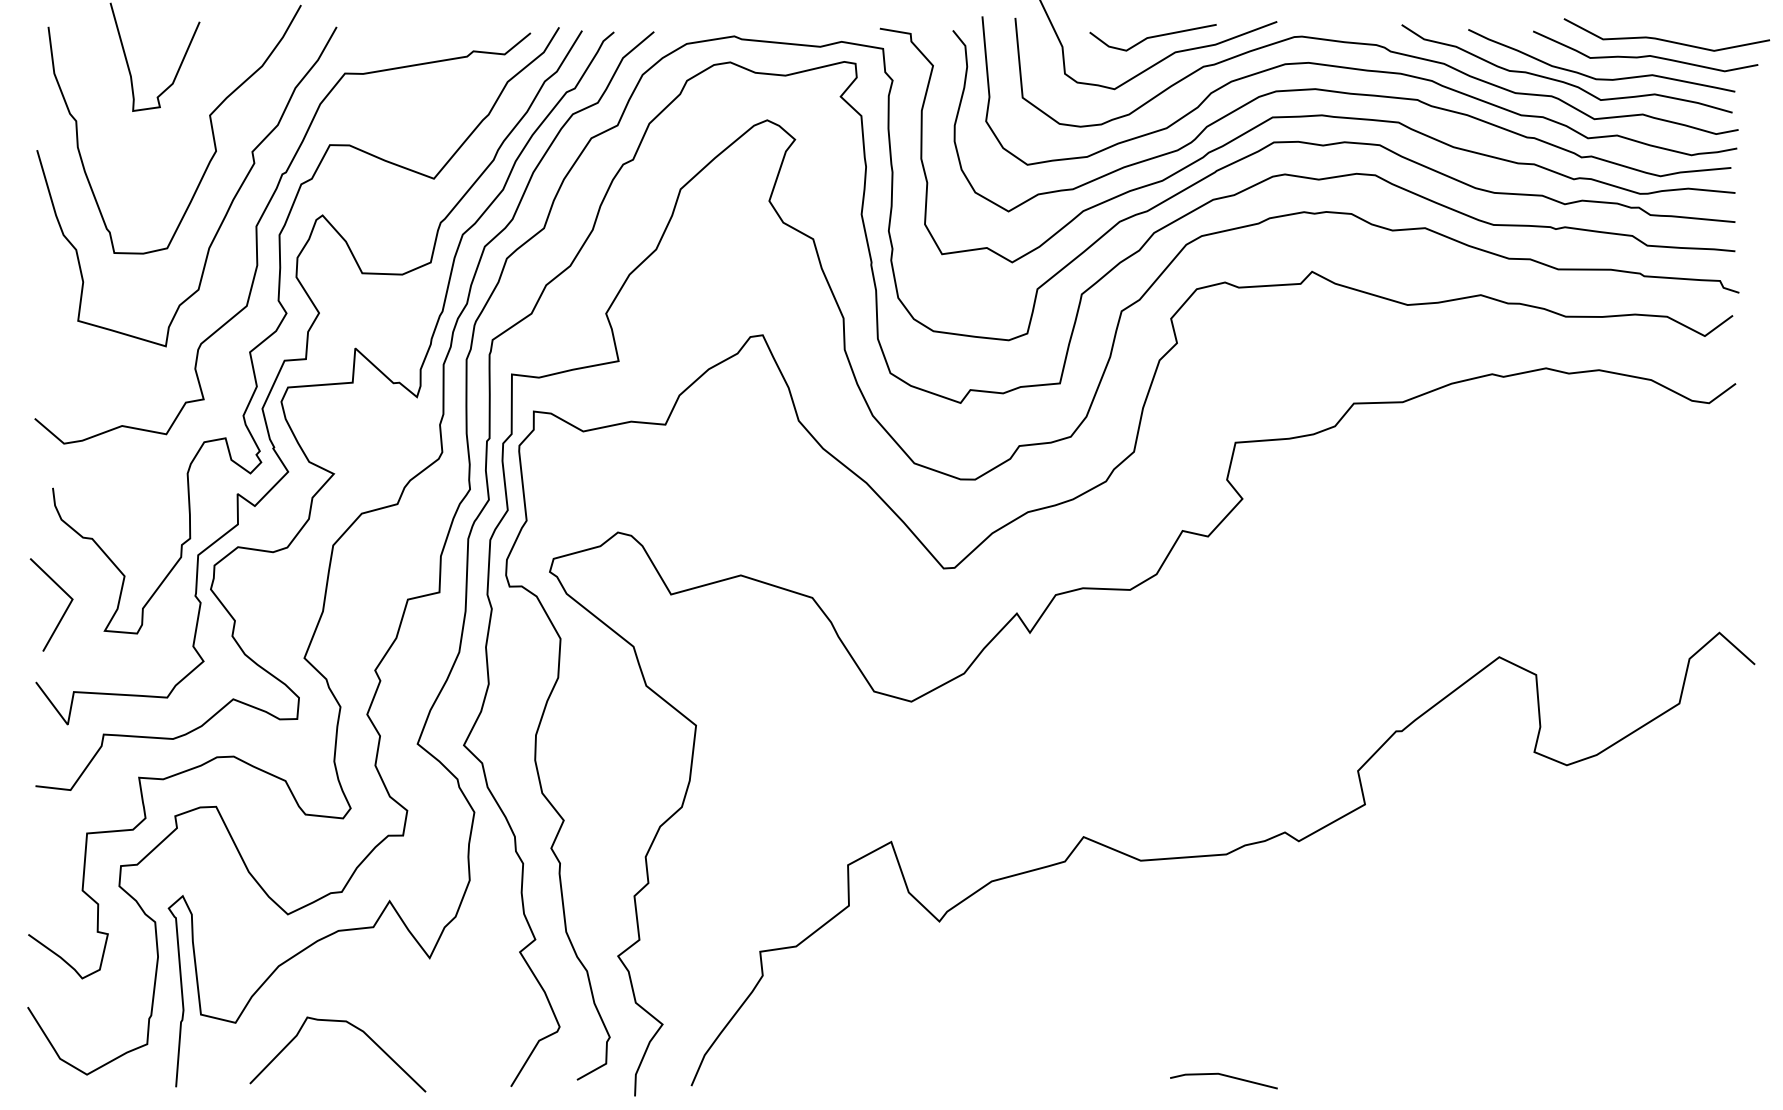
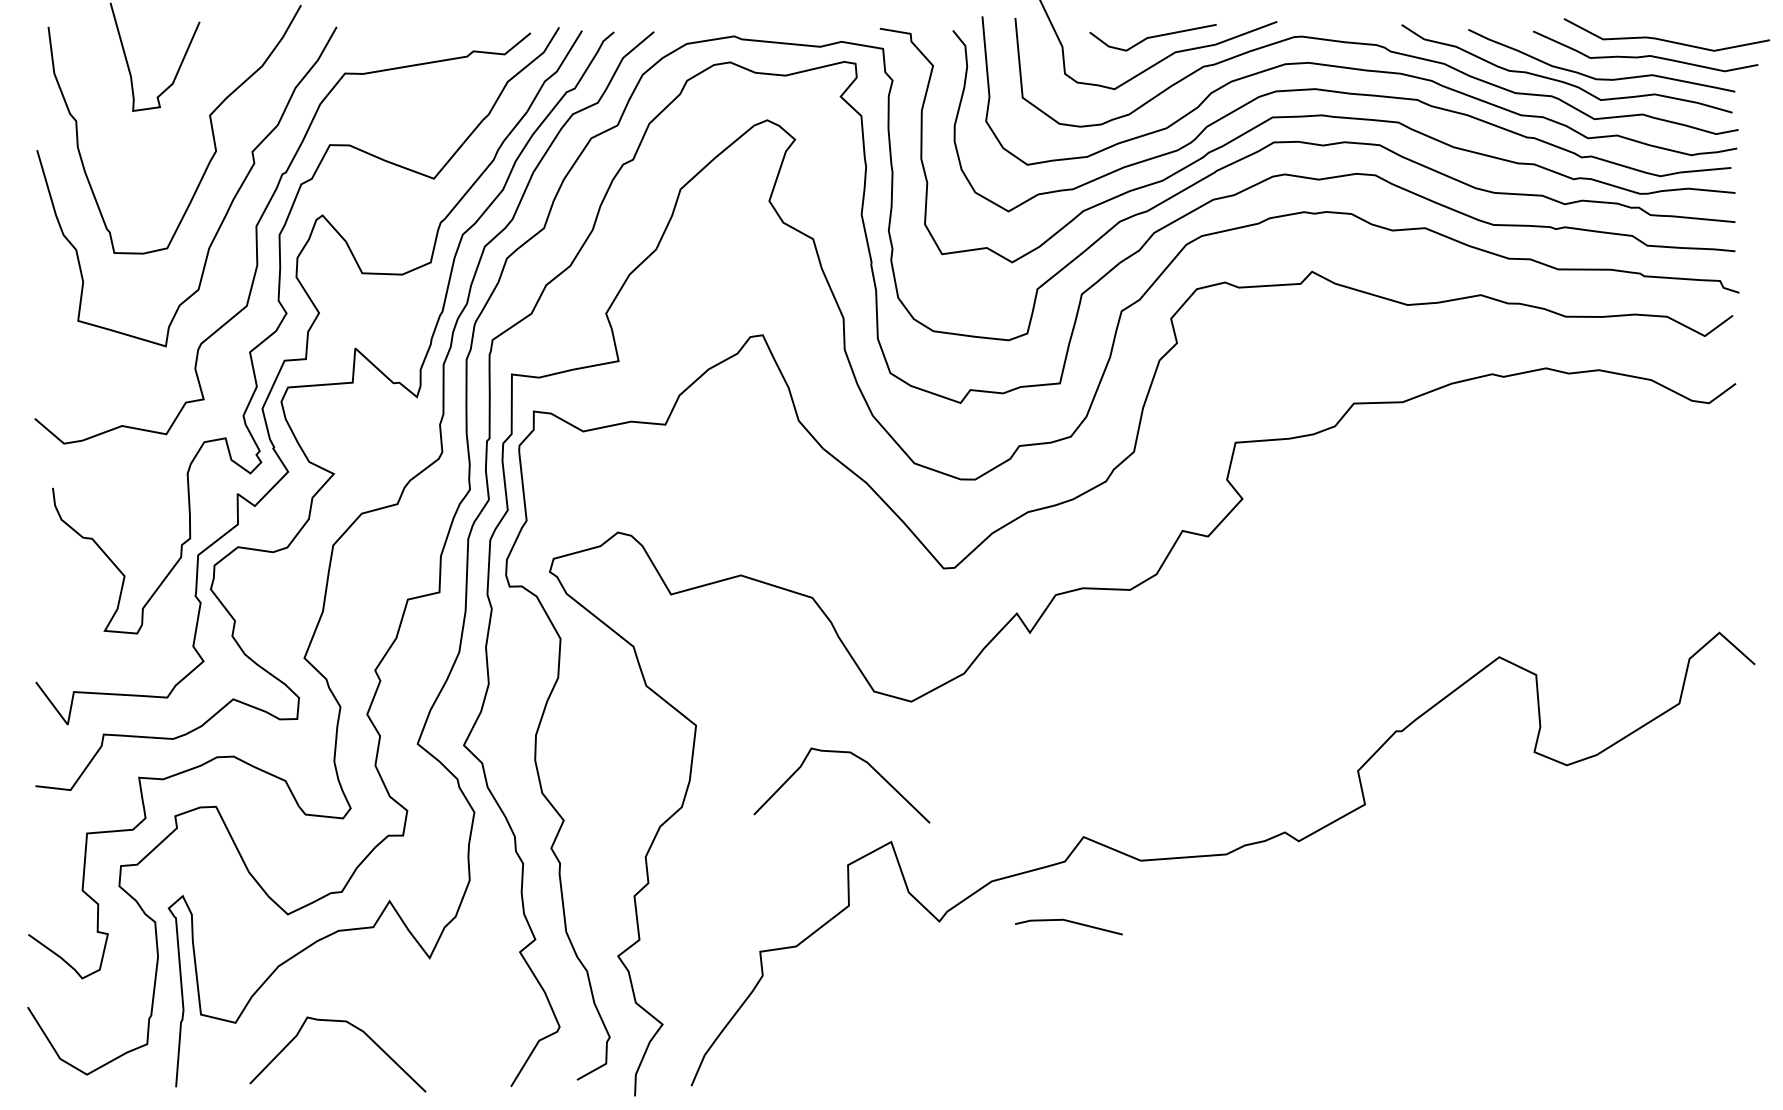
line: present -> none (64, 611)
curve: none -> present (856, 757)
line position: (1224, 1076) -> (1069, 922) (1069, 922)
